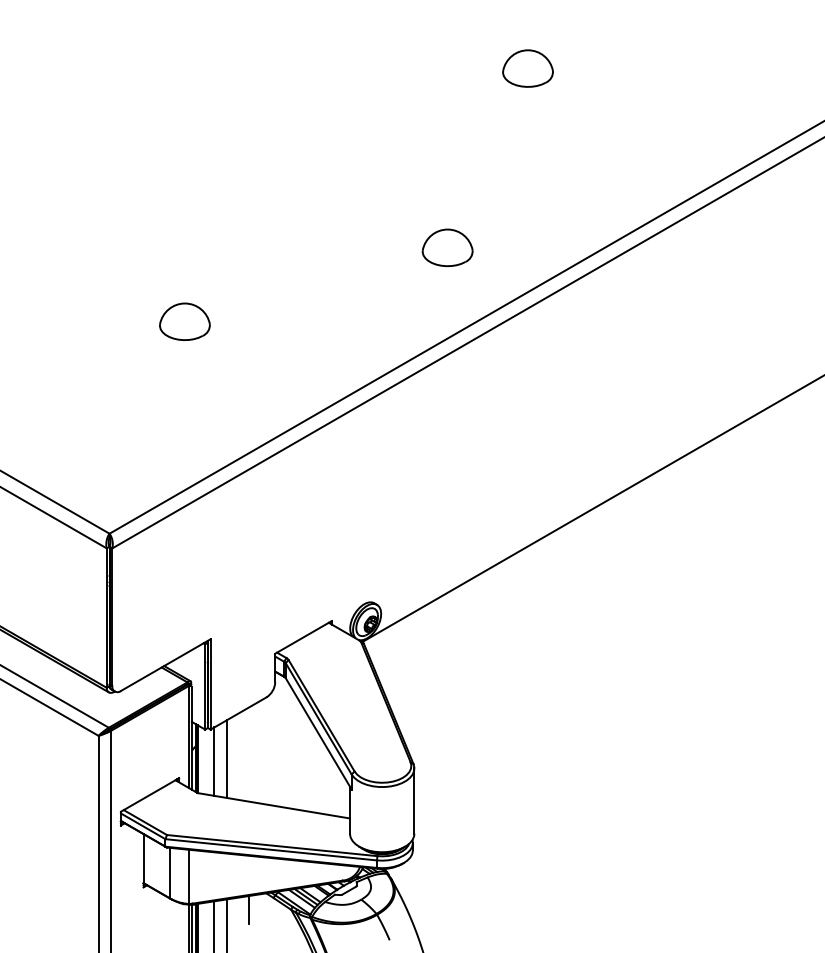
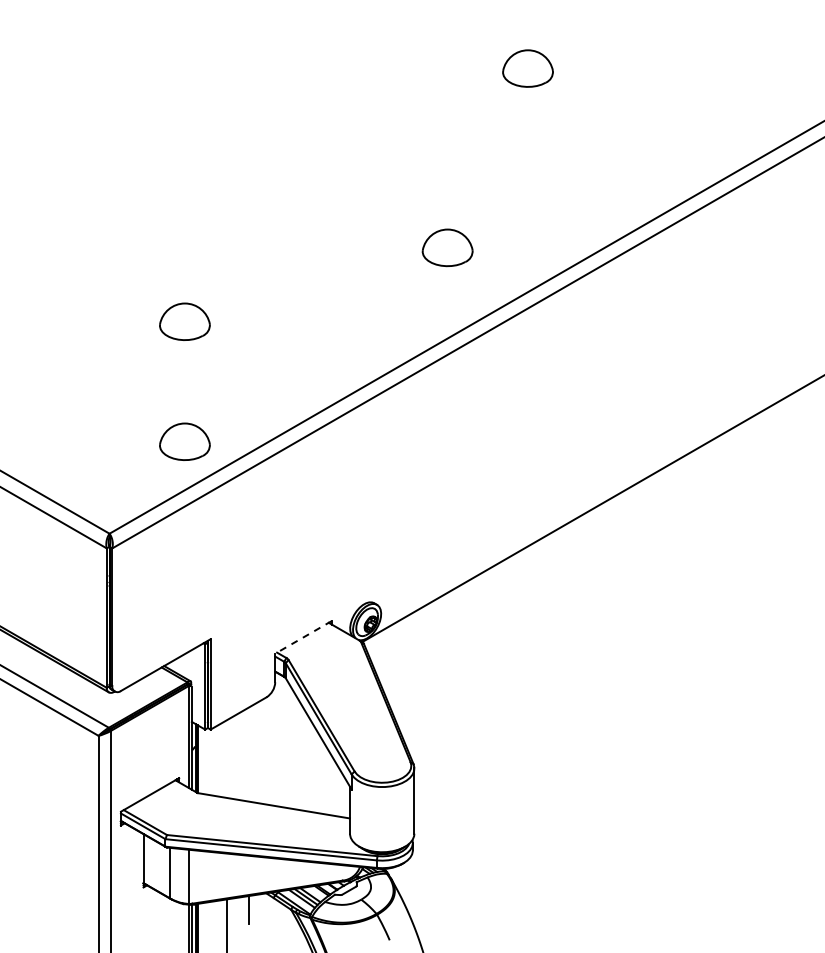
part: none -> present (184, 441)
line: solid -> dashed (303, 637)
line: present -> none (226, 758)
line: present -> none (214, 761)
line: present -> none (214, 925)
